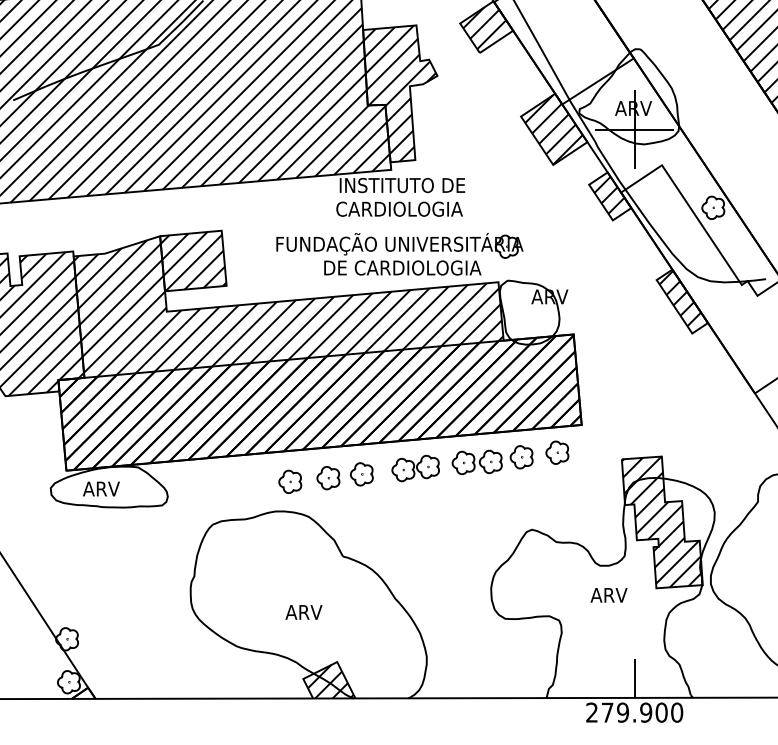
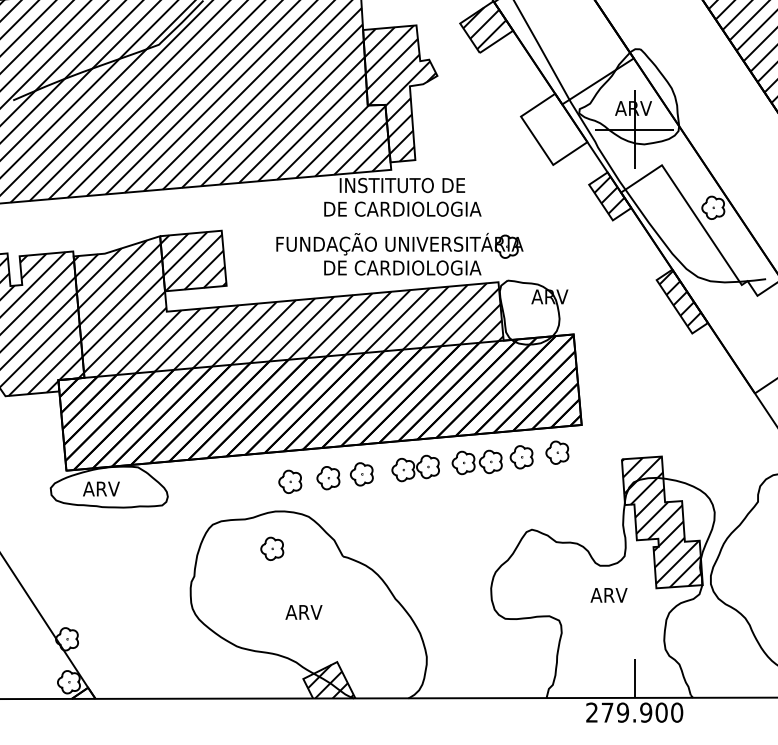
hatch: present -> none (553, 129)
text: CARDIOLOGIA -> DE CARDIOLOGIA (402, 208)
part: none -> present (272, 548)
